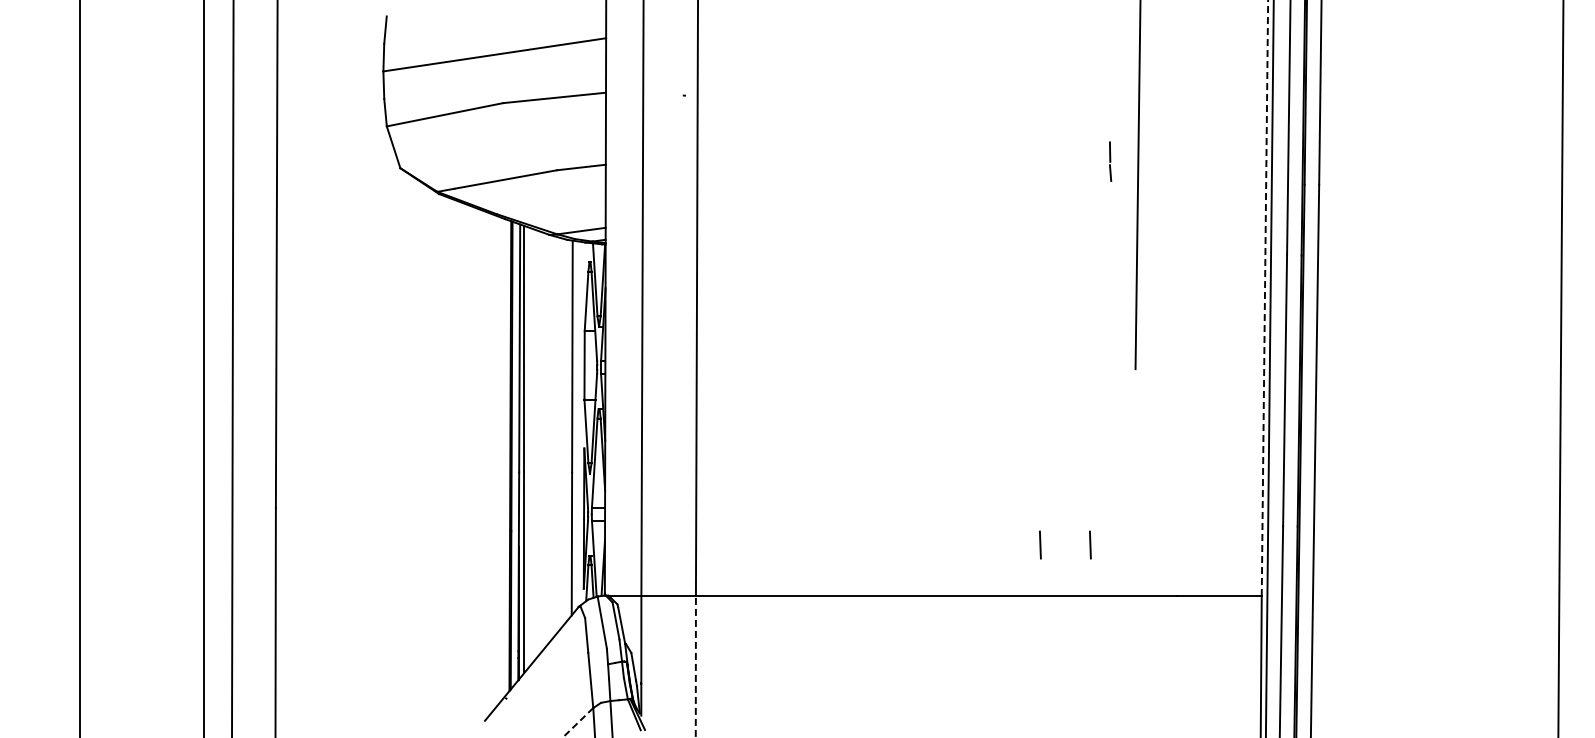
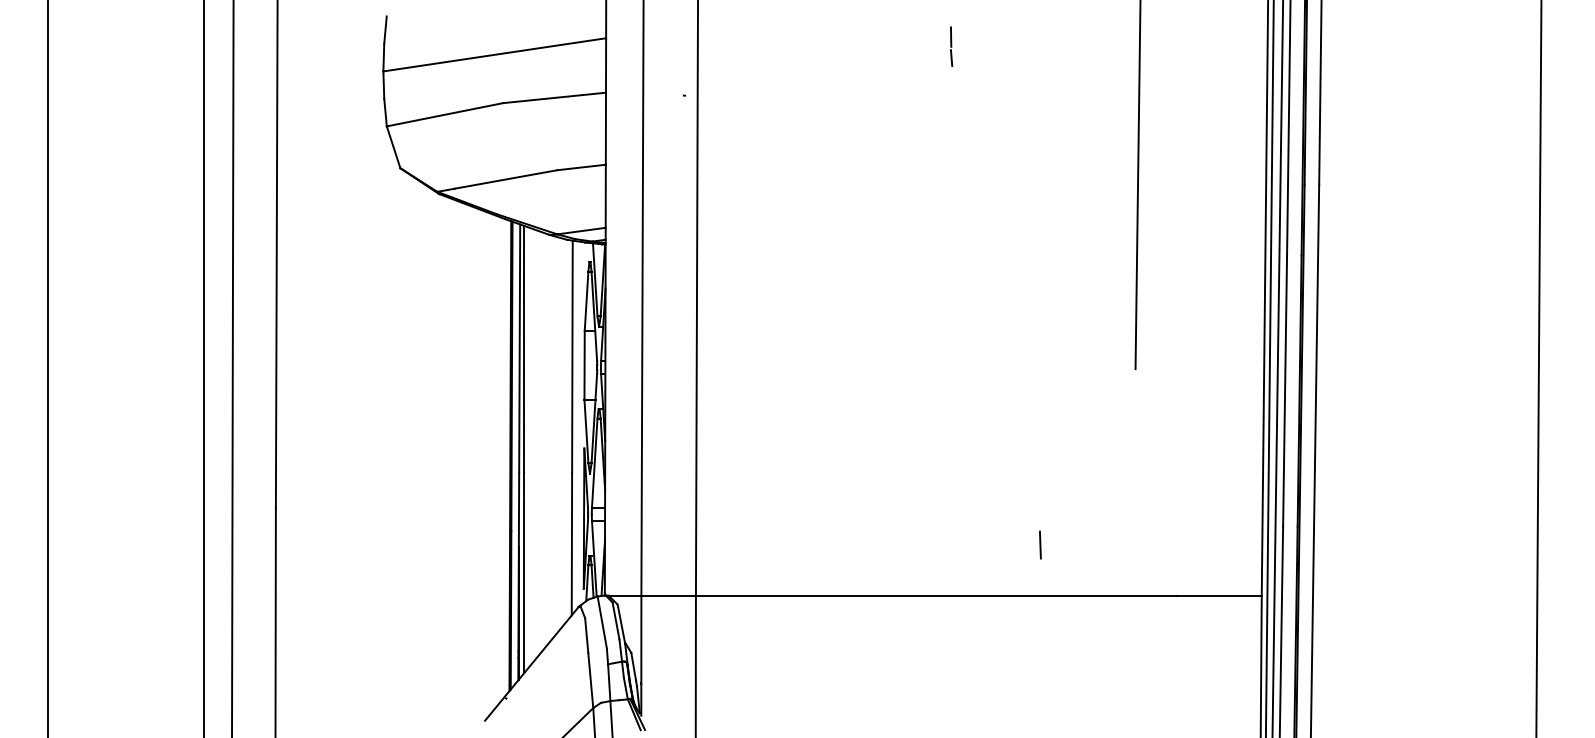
line position: (1110, 161) -> (951, 46) (951, 46)
line: dashed -> solid (1264, 298)
line position: (79, 368) -> (47, 368) (47, 368)
line: none -> present (1277, 368)
line position: (1560, 368) -> (1538, 368) (1538, 368)
line: present -> none (1090, 544)
line: dashed -> solid (695, 666)
line: dashed -> solid (577, 723)
